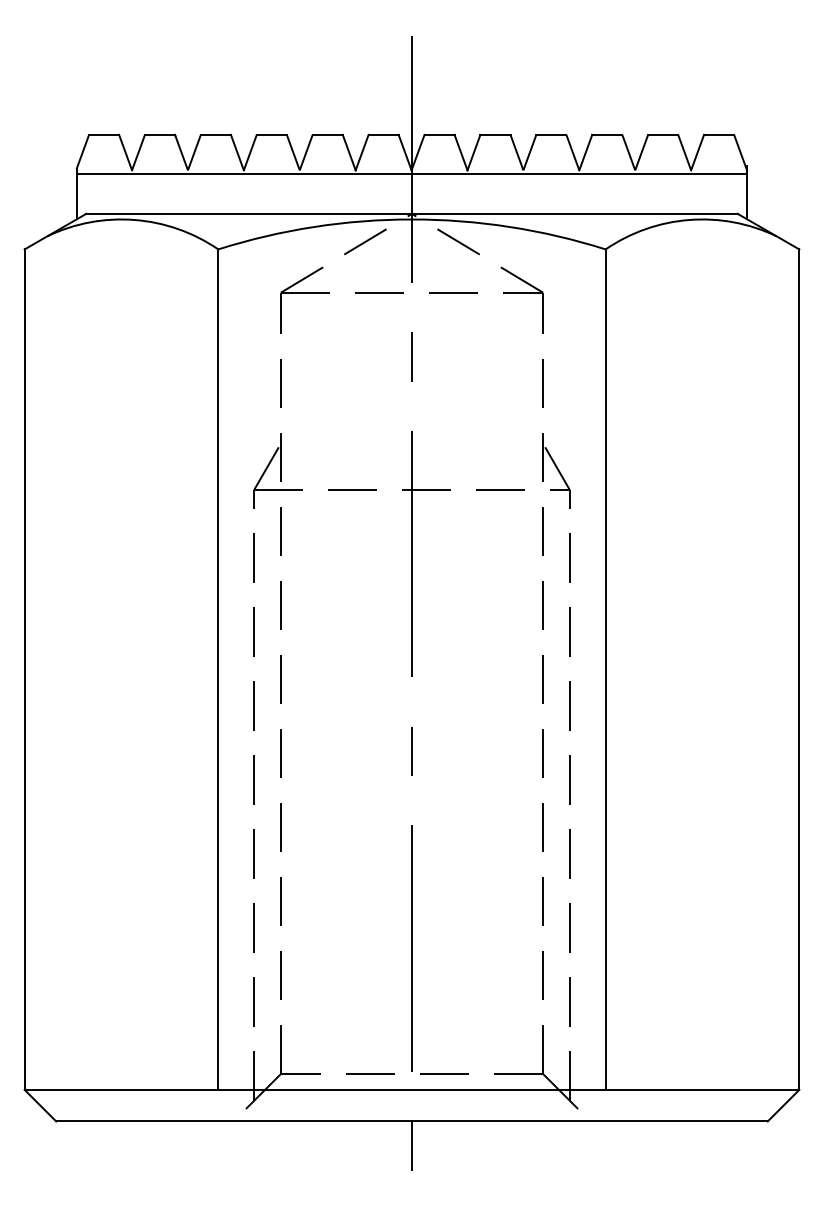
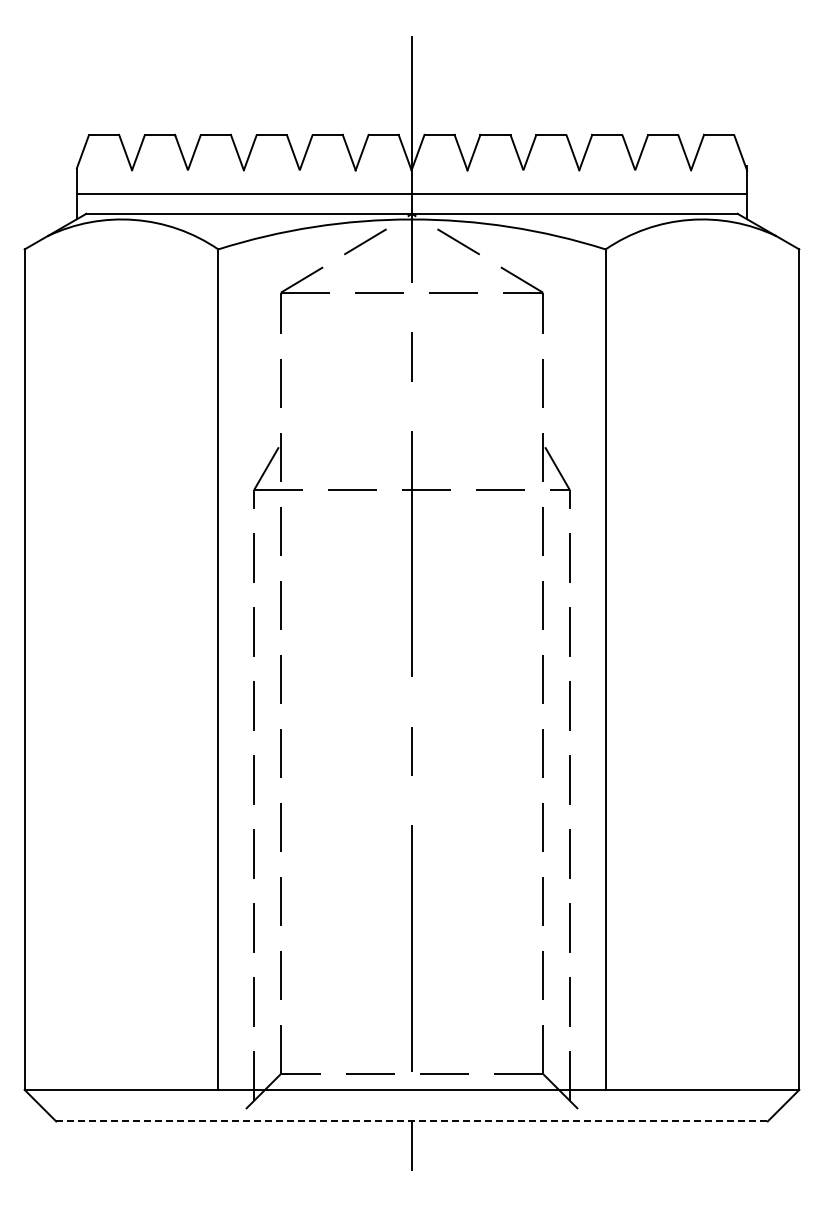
line position: (411, 174) -> (411, 194) (411, 194)
line: solid -> dashed (411, 1121)
